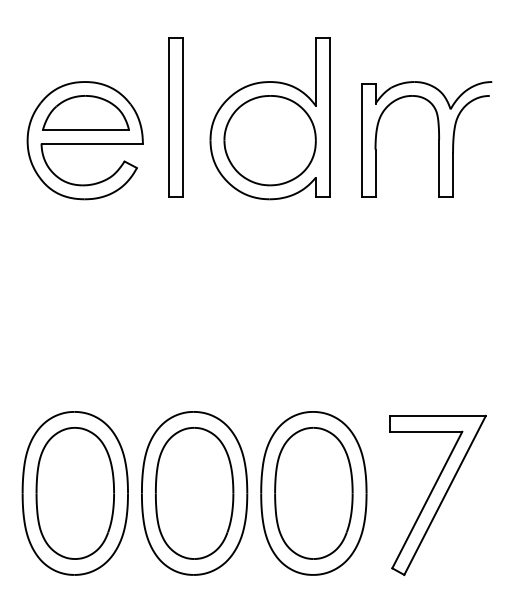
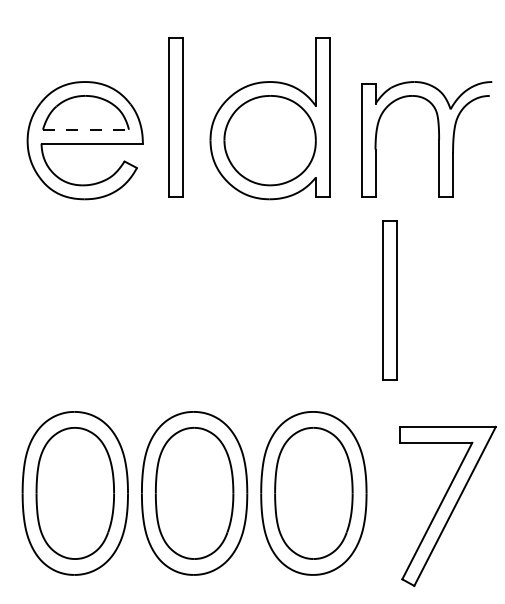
line: solid -> dashed (86, 129)
part: none -> present (389, 300)
part position: (437, 495) -> (447, 506) (447, 506)
